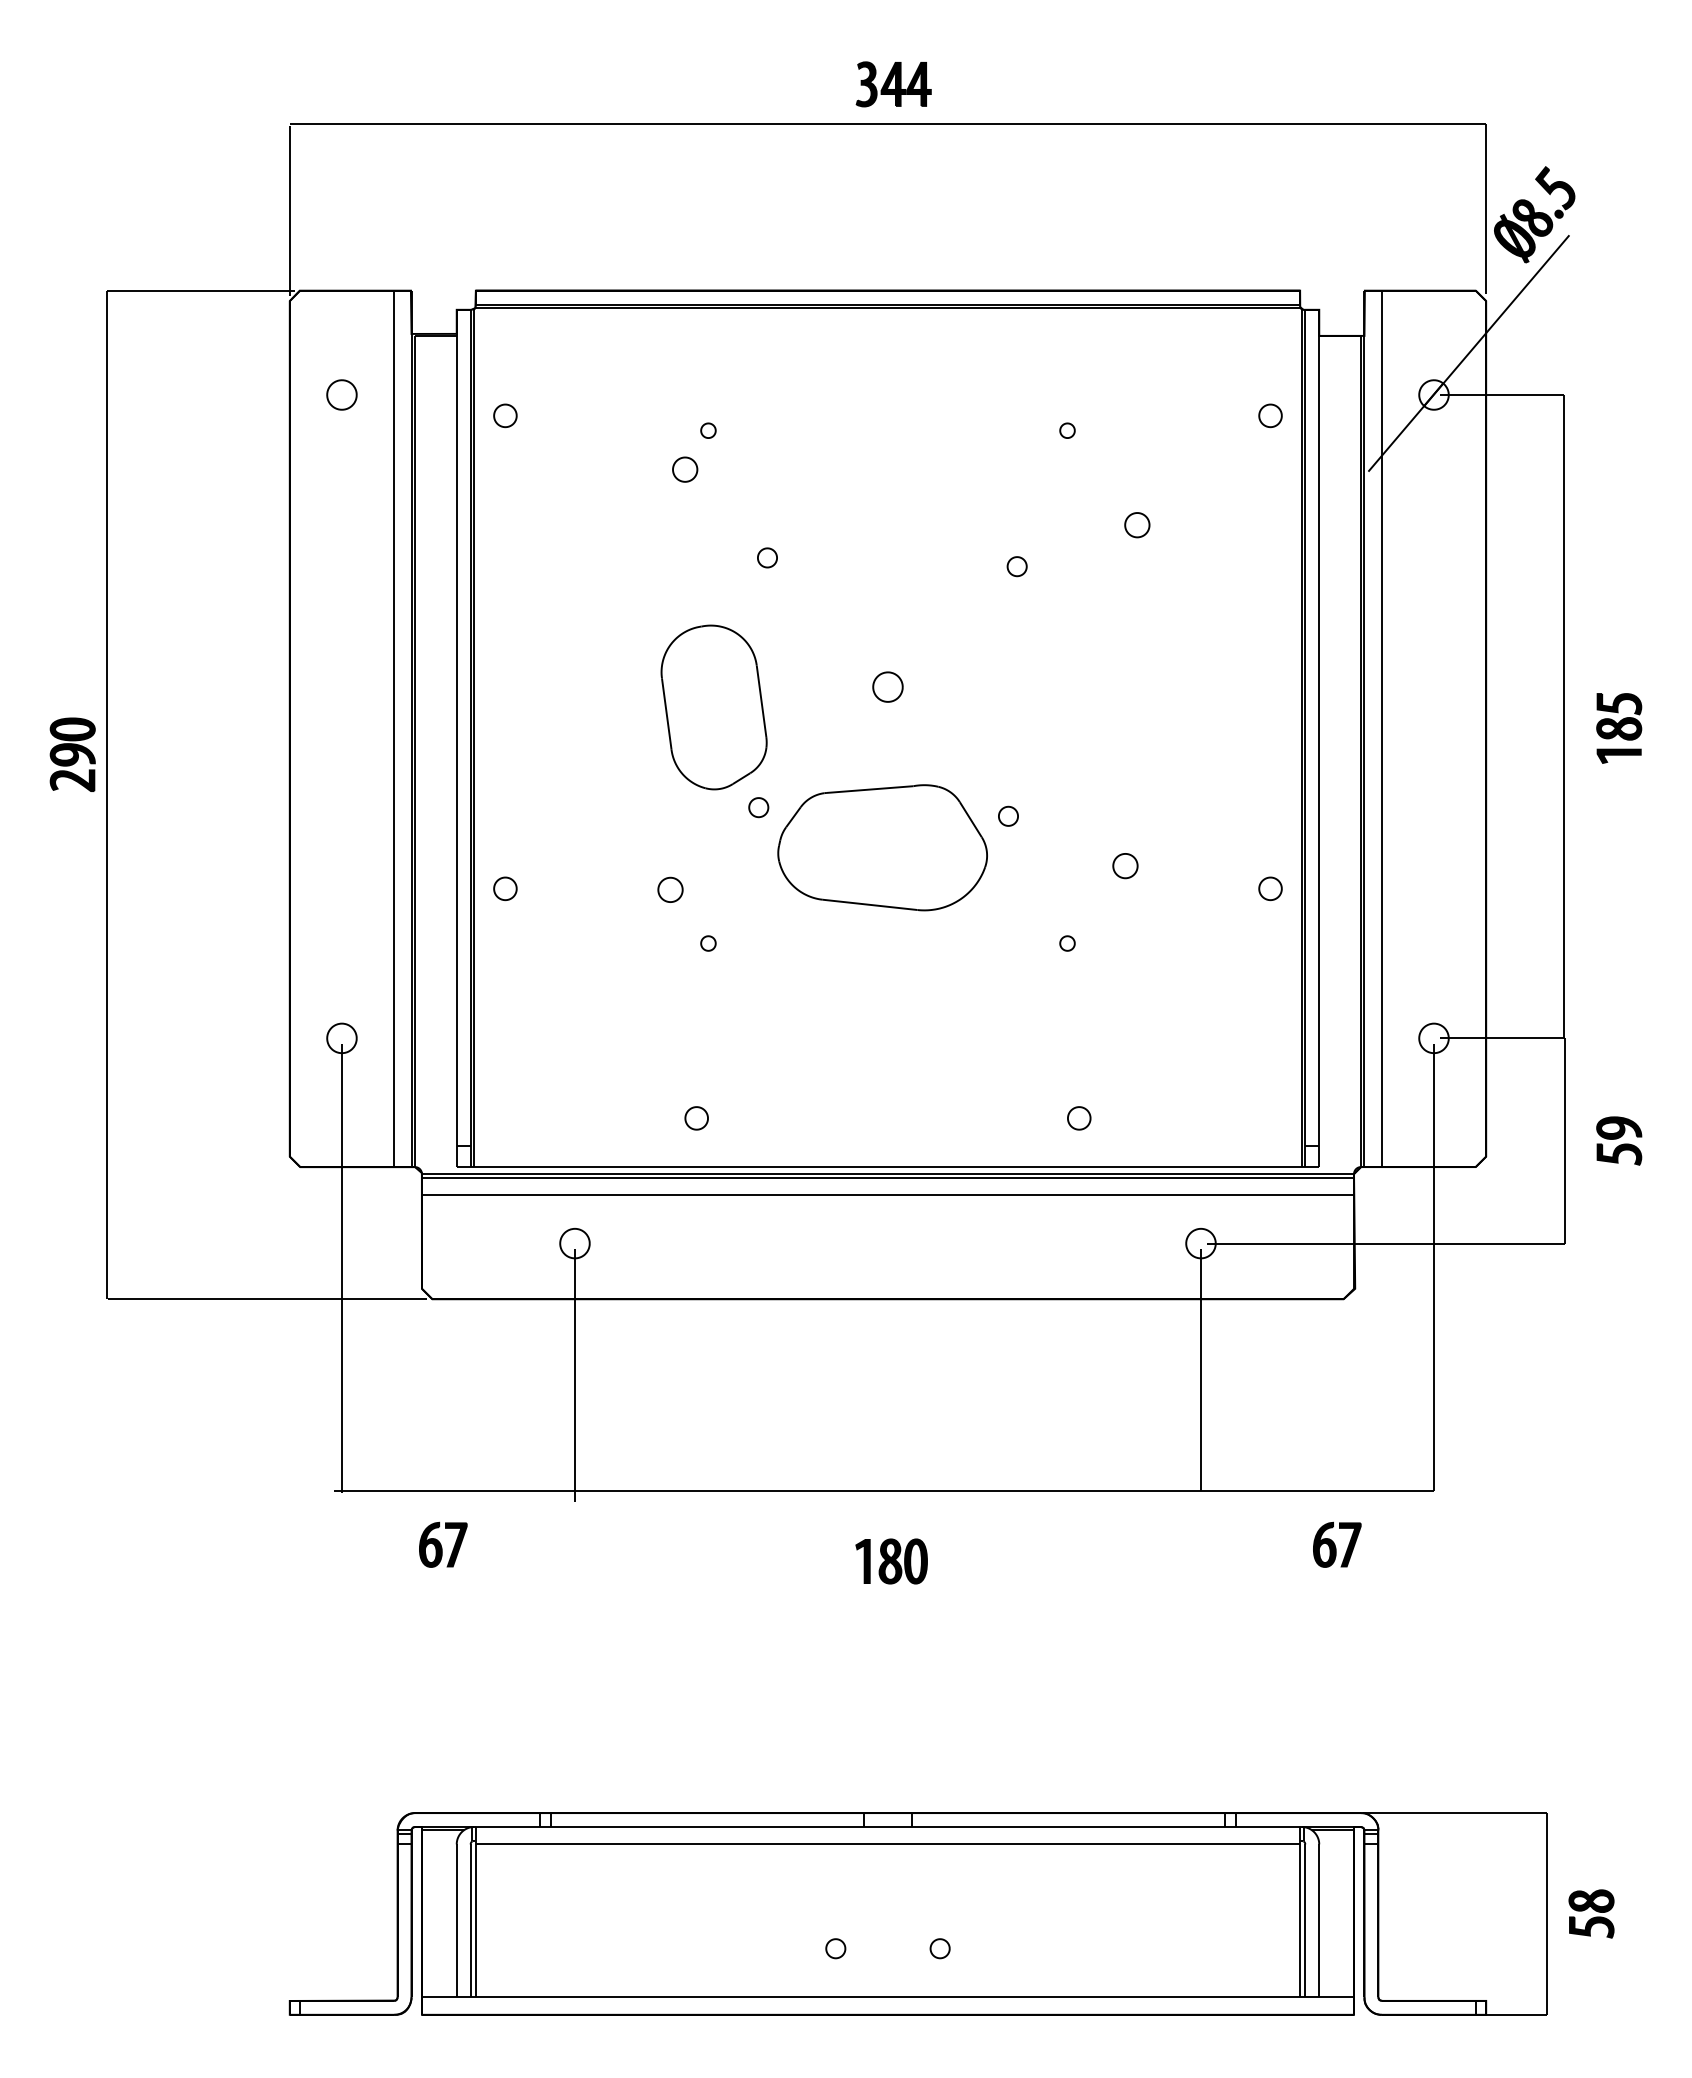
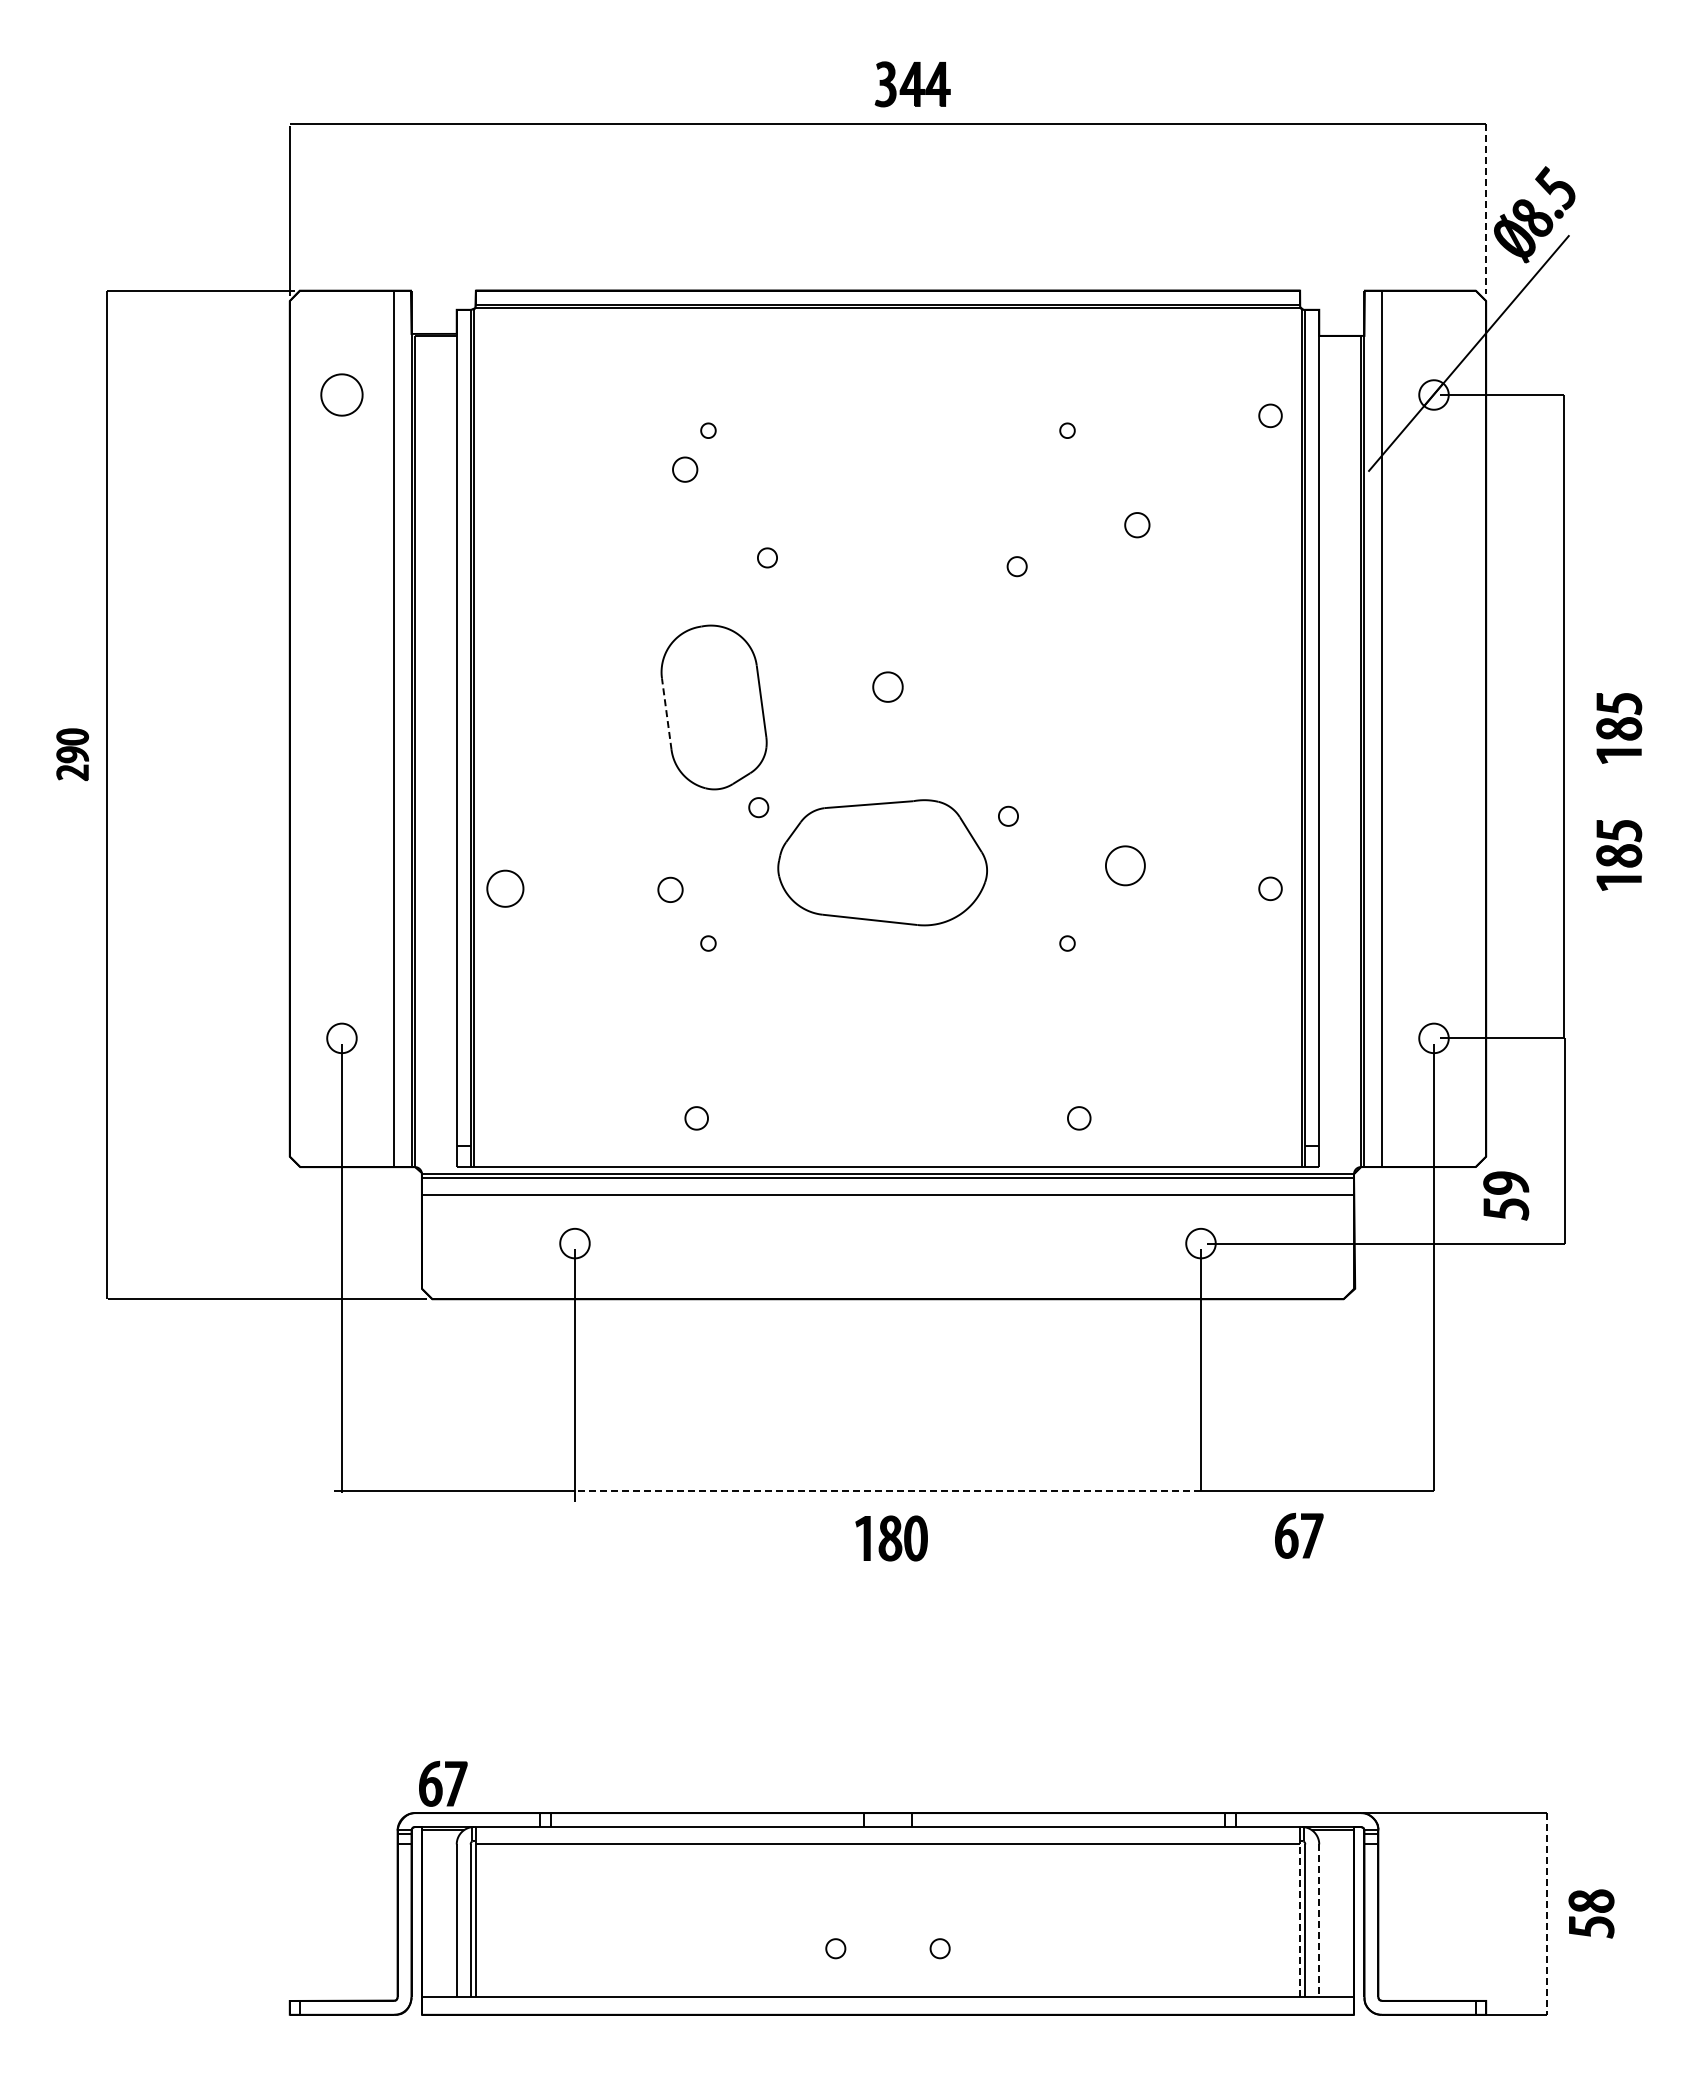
part position: (893, 84) -> (912, 84) (912, 84)
line: solid -> dashed (1486, 209)
part size: 32x32 px -> 44x44 px (341, 394)
part: present -> none (505, 415)
line: solid -> dashed (666, 713)
part size: 47x75 px -> 33x53 px (72, 754)
part position: (882, 847) -> (882, 862) (882, 862)
part: none -> present (1619, 855)
part size: 27x27 px -> 41x42 px (1125, 865)
part size: 25x26 px -> 39x39 px (505, 888)
part position: (1619, 1140) -> (1506, 1195) (1506, 1195)
line: solid -> dashed (887, 1491)
part position: (443, 1544) -> (443, 1783) (443, 1783)
part position: (1337, 1544) -> (1299, 1535) (1299, 1535)
part position: (891, 1561) -> (891, 1538) (891, 1538)
line: solid -> dashed (1546, 1913)
line: solid -> dashed (1300, 1920)
line: solid -> dashed (1319, 1920)
